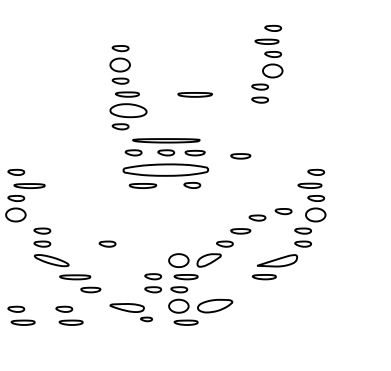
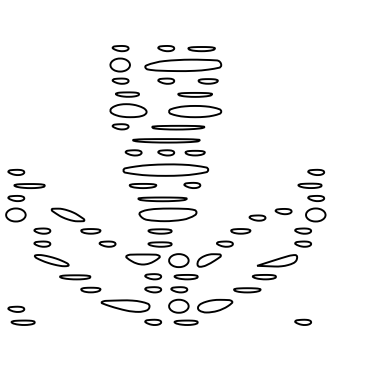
part: present -> none (267, 63)
part: none -> present (183, 64)
part: none -> present (186, 117)
part: present -> none (240, 156)
part: none -> present (75, 220)
part: none -> present (161, 230)
part: none -> present (247, 290)
part size: 44x20 px -> 62x27 px (130, 312)
part: present -> none (69, 315)
part: none -> present (302, 321)
